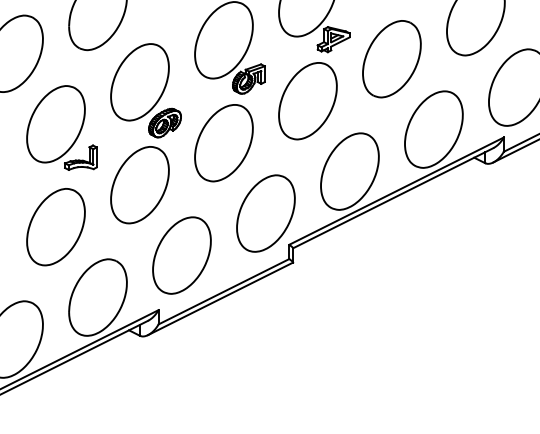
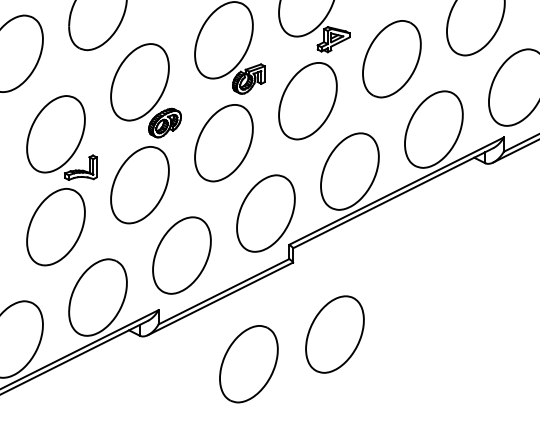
part position: (61, 127) -> (61, 137) (61, 137)
part: none -> present (334, 334)
part: none -> present (248, 364)
